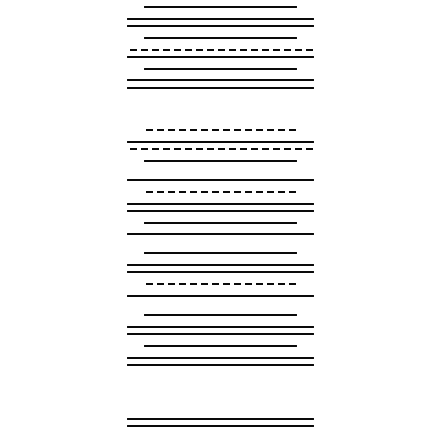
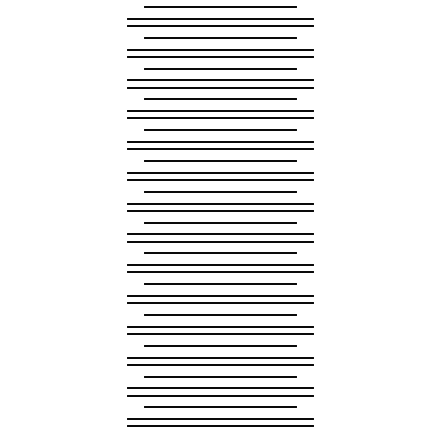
line: dashed -> solid (219, 49)
line: none -> present (220, 99)
line: none -> present (220, 111)
line: none -> present (220, 118)
line: dashed -> solid (220, 130)
line: dashed -> solid (219, 149)
line: none -> present (220, 172)
line: dashed -> solid (220, 191)
line: none -> present (220, 241)
line: dashed -> solid (220, 284)
line: none -> present (220, 303)
line: none -> present (220, 376)
line: none -> present (220, 388)
line: none -> present (220, 395)
line: none -> present (220, 407)
